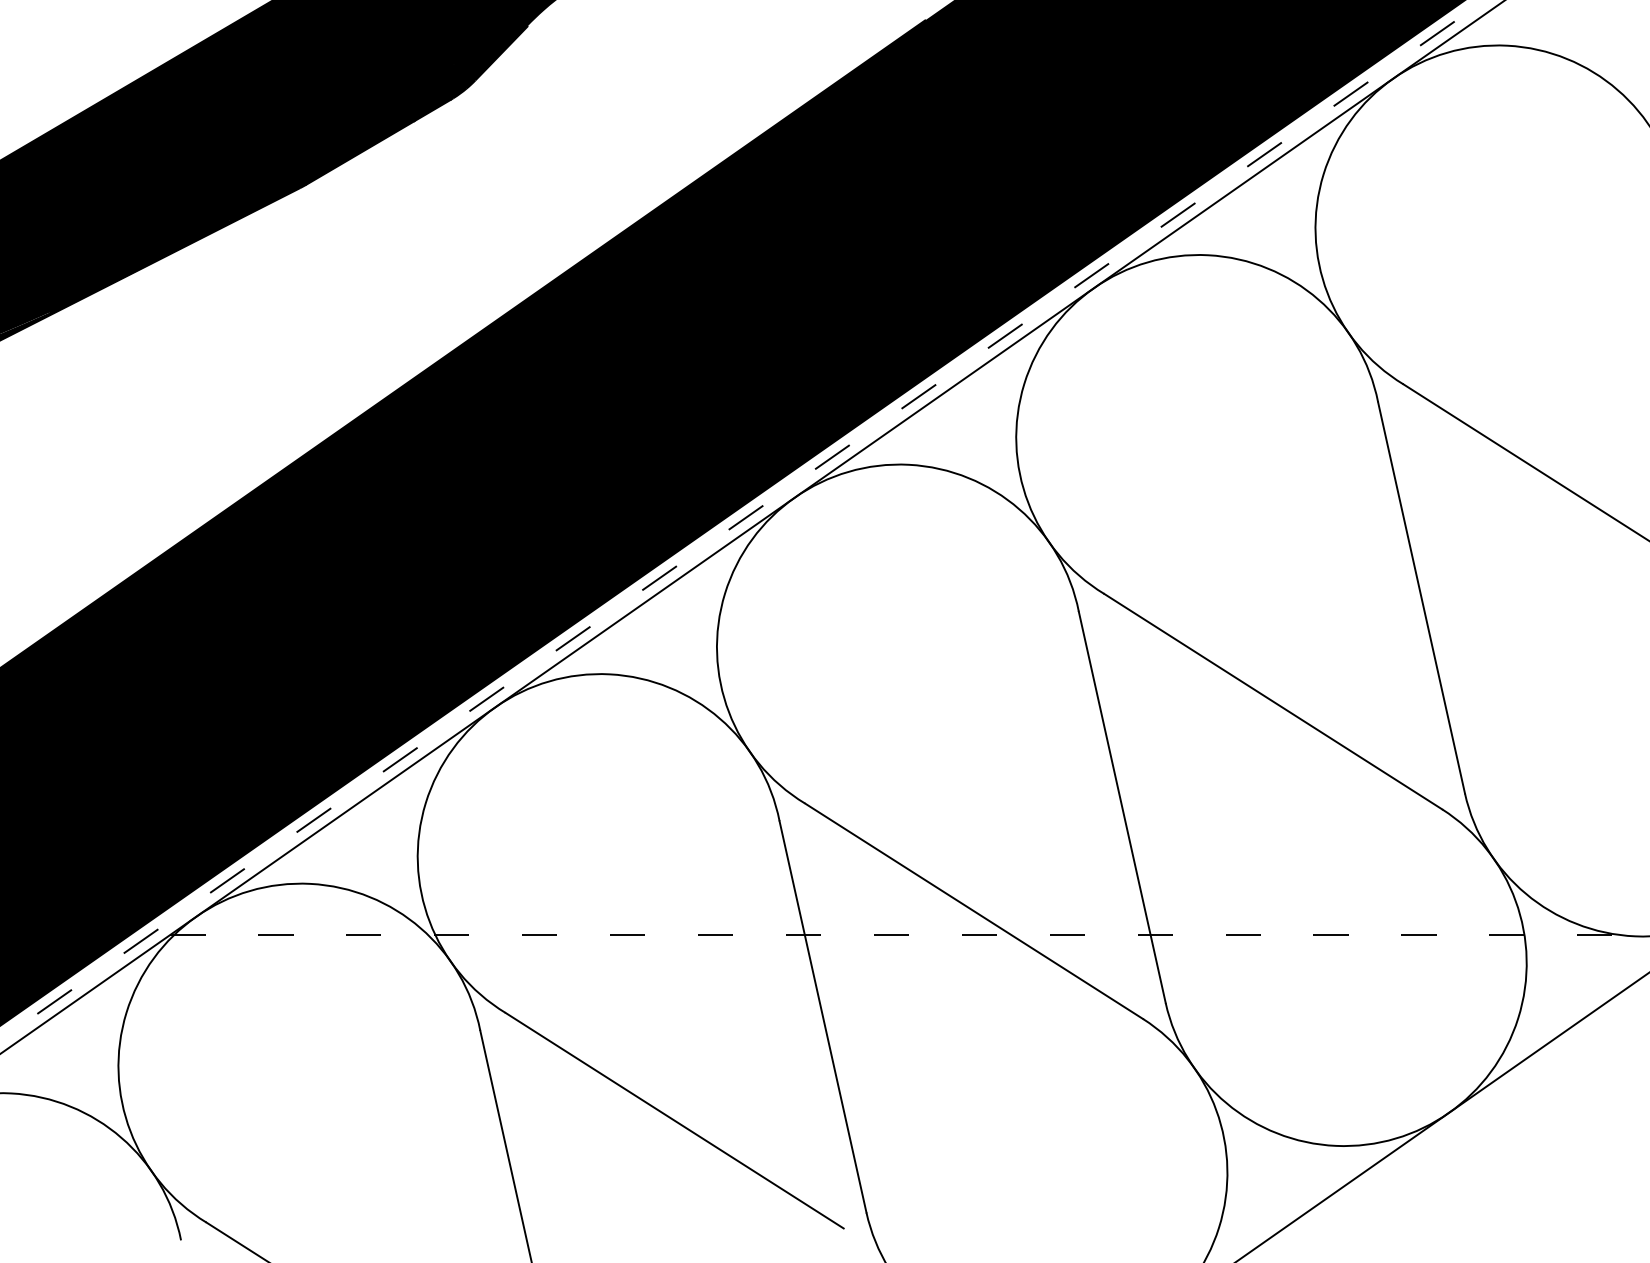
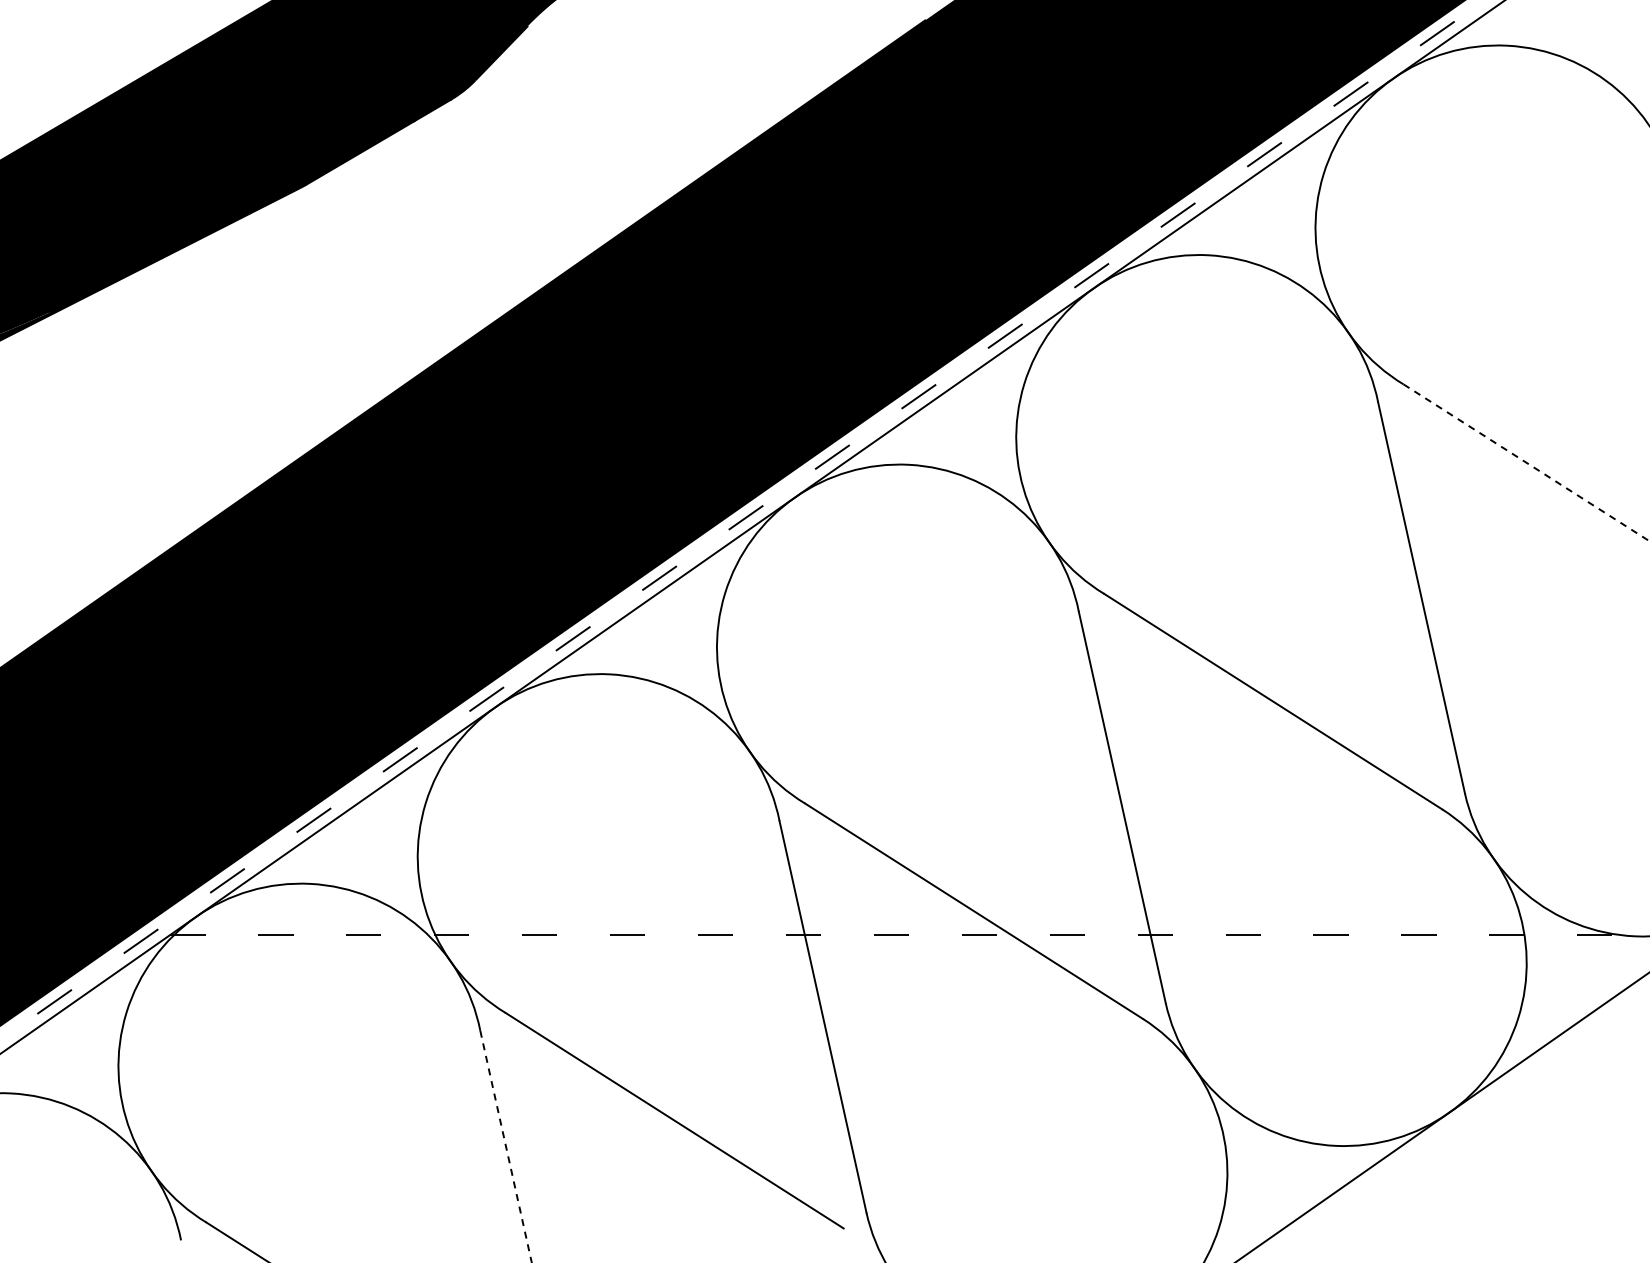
line: solid -> dashed (1526, 462)
line: solid -> dashed (506, 1146)
